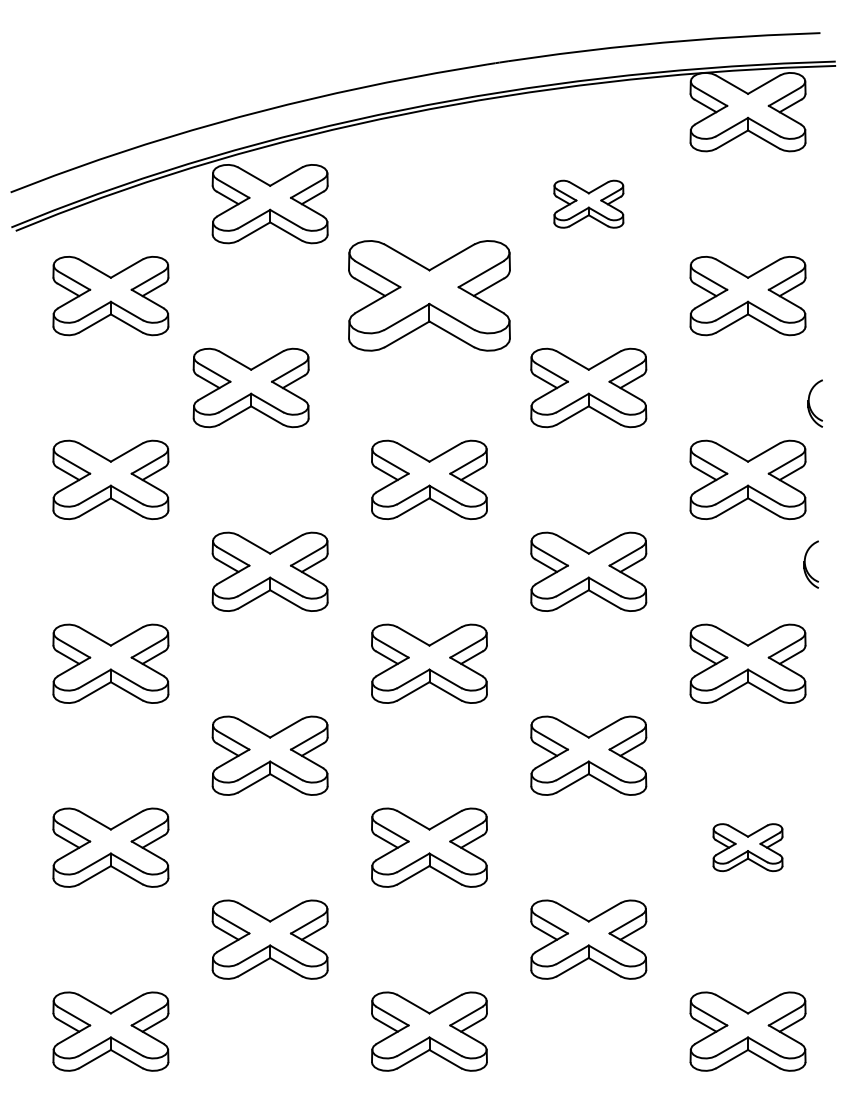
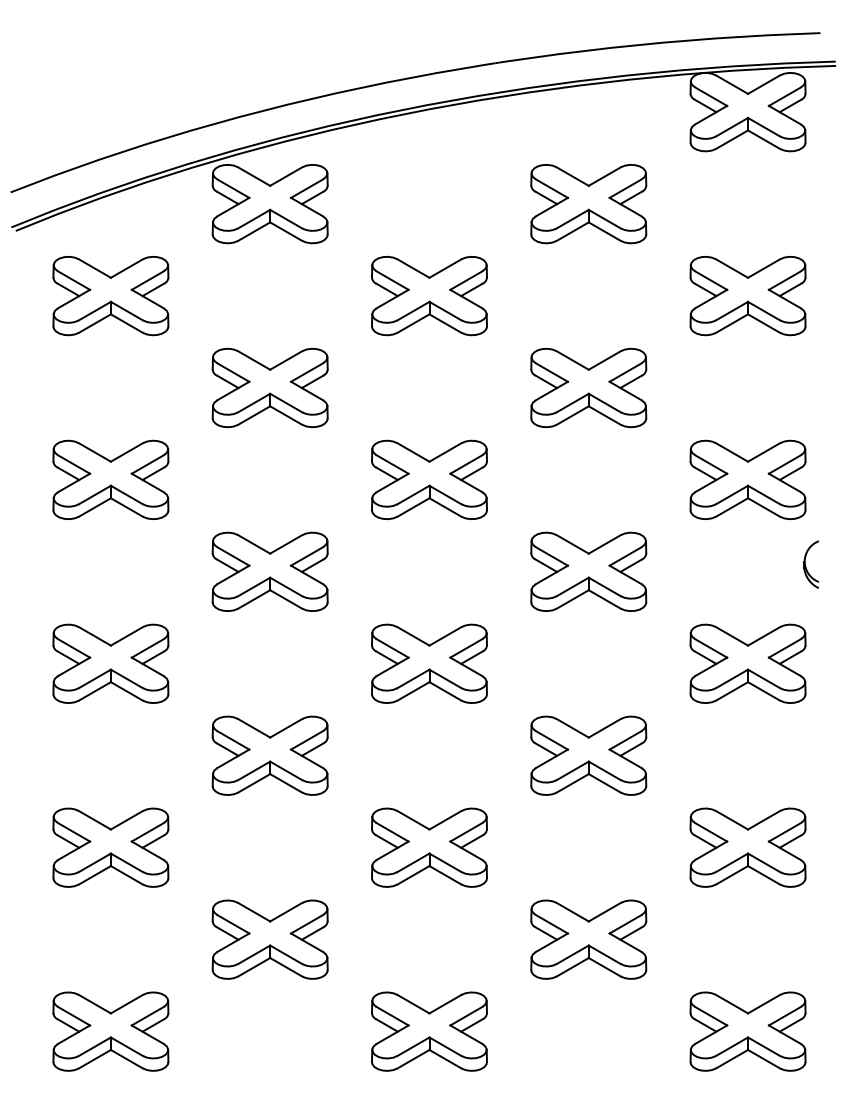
part size: 72x50 px -> 118x81 px (588, 204)
part size: 163x112 px -> 117x81 px (429, 296)
part position: (250, 387) -> (269, 387) (269, 387)
part: present -> none (814, 403)
part size: 72x49 px -> 118x81 px (747, 847)
